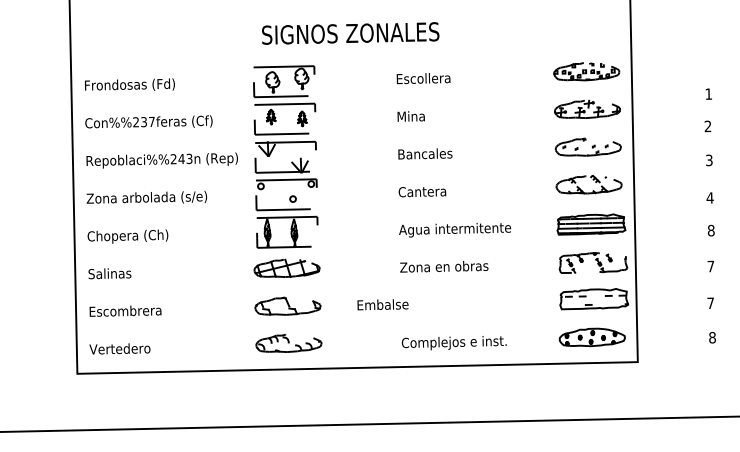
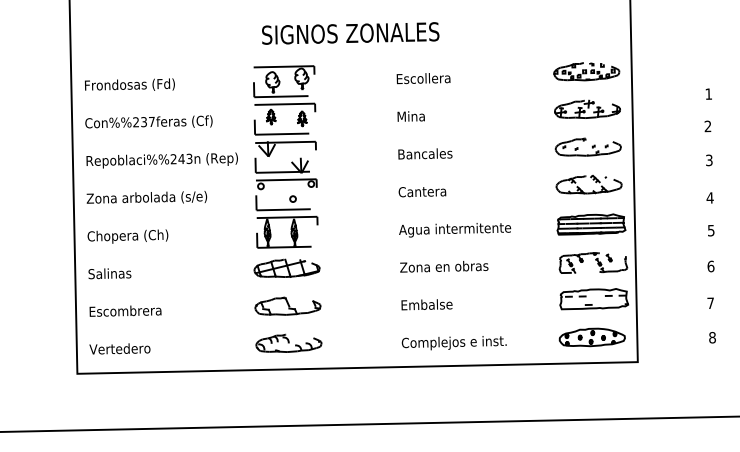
text: 8 -> 5 (710, 230)
text: 7 -> 6 (710, 266)
text position: (382, 304) -> (426, 304) (426, 304)
